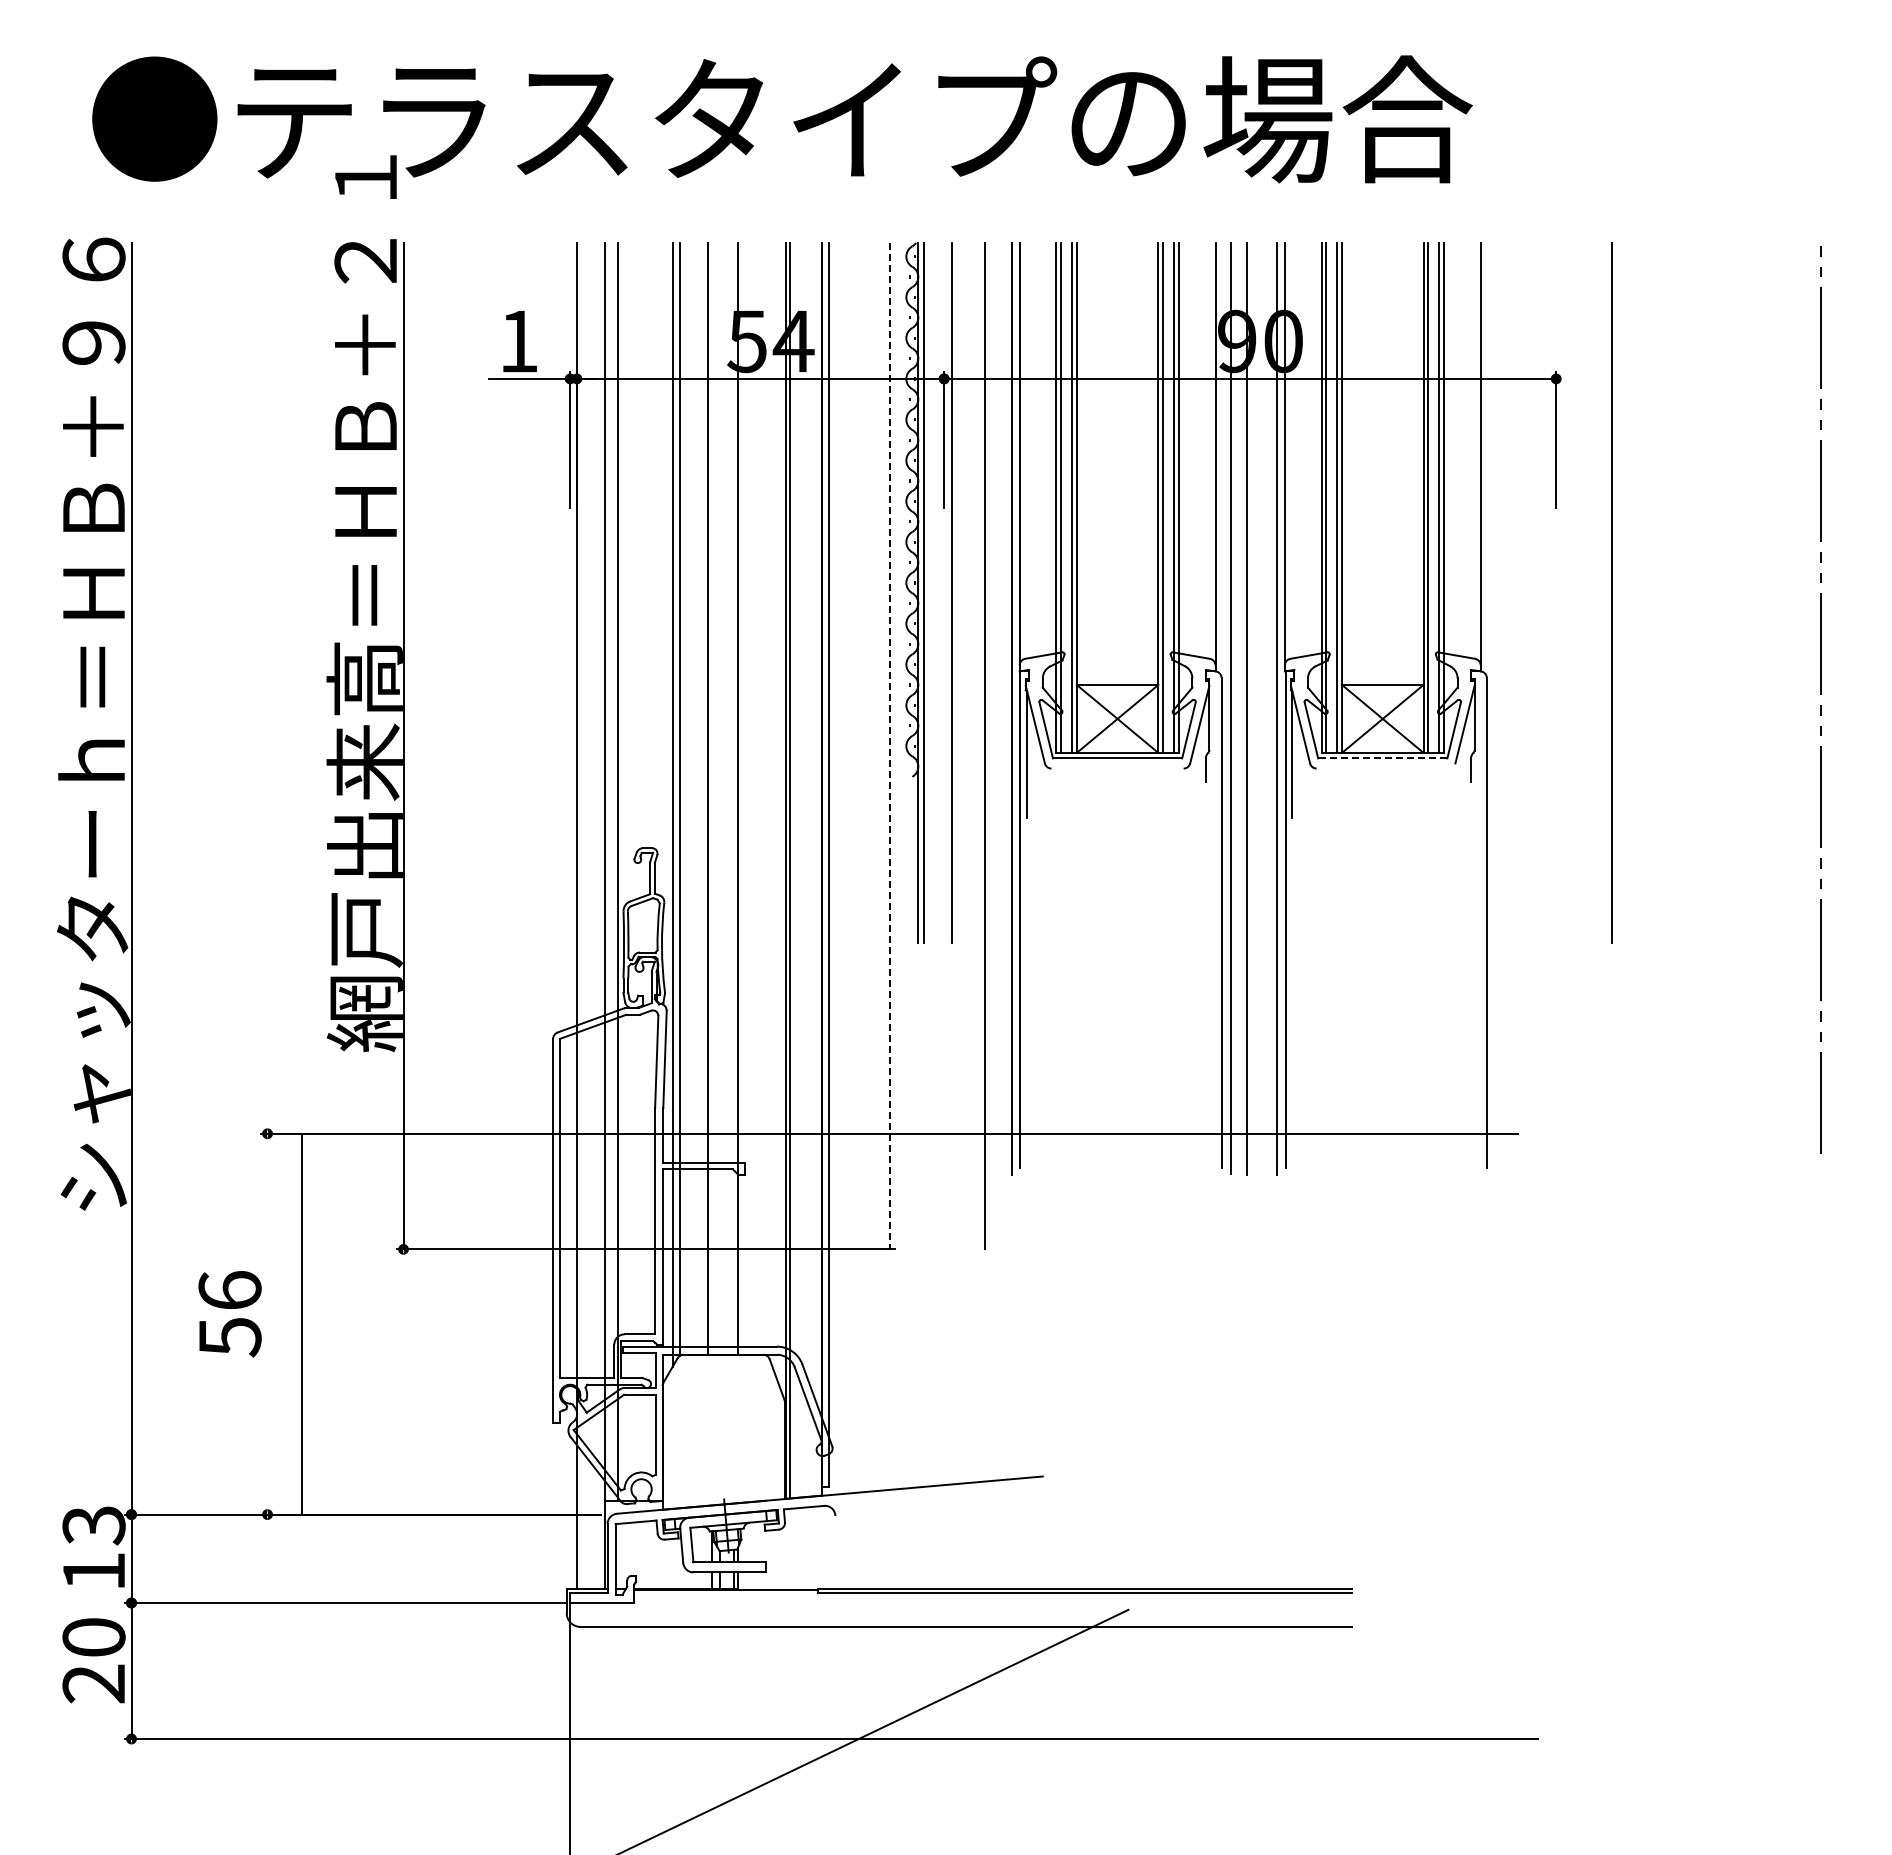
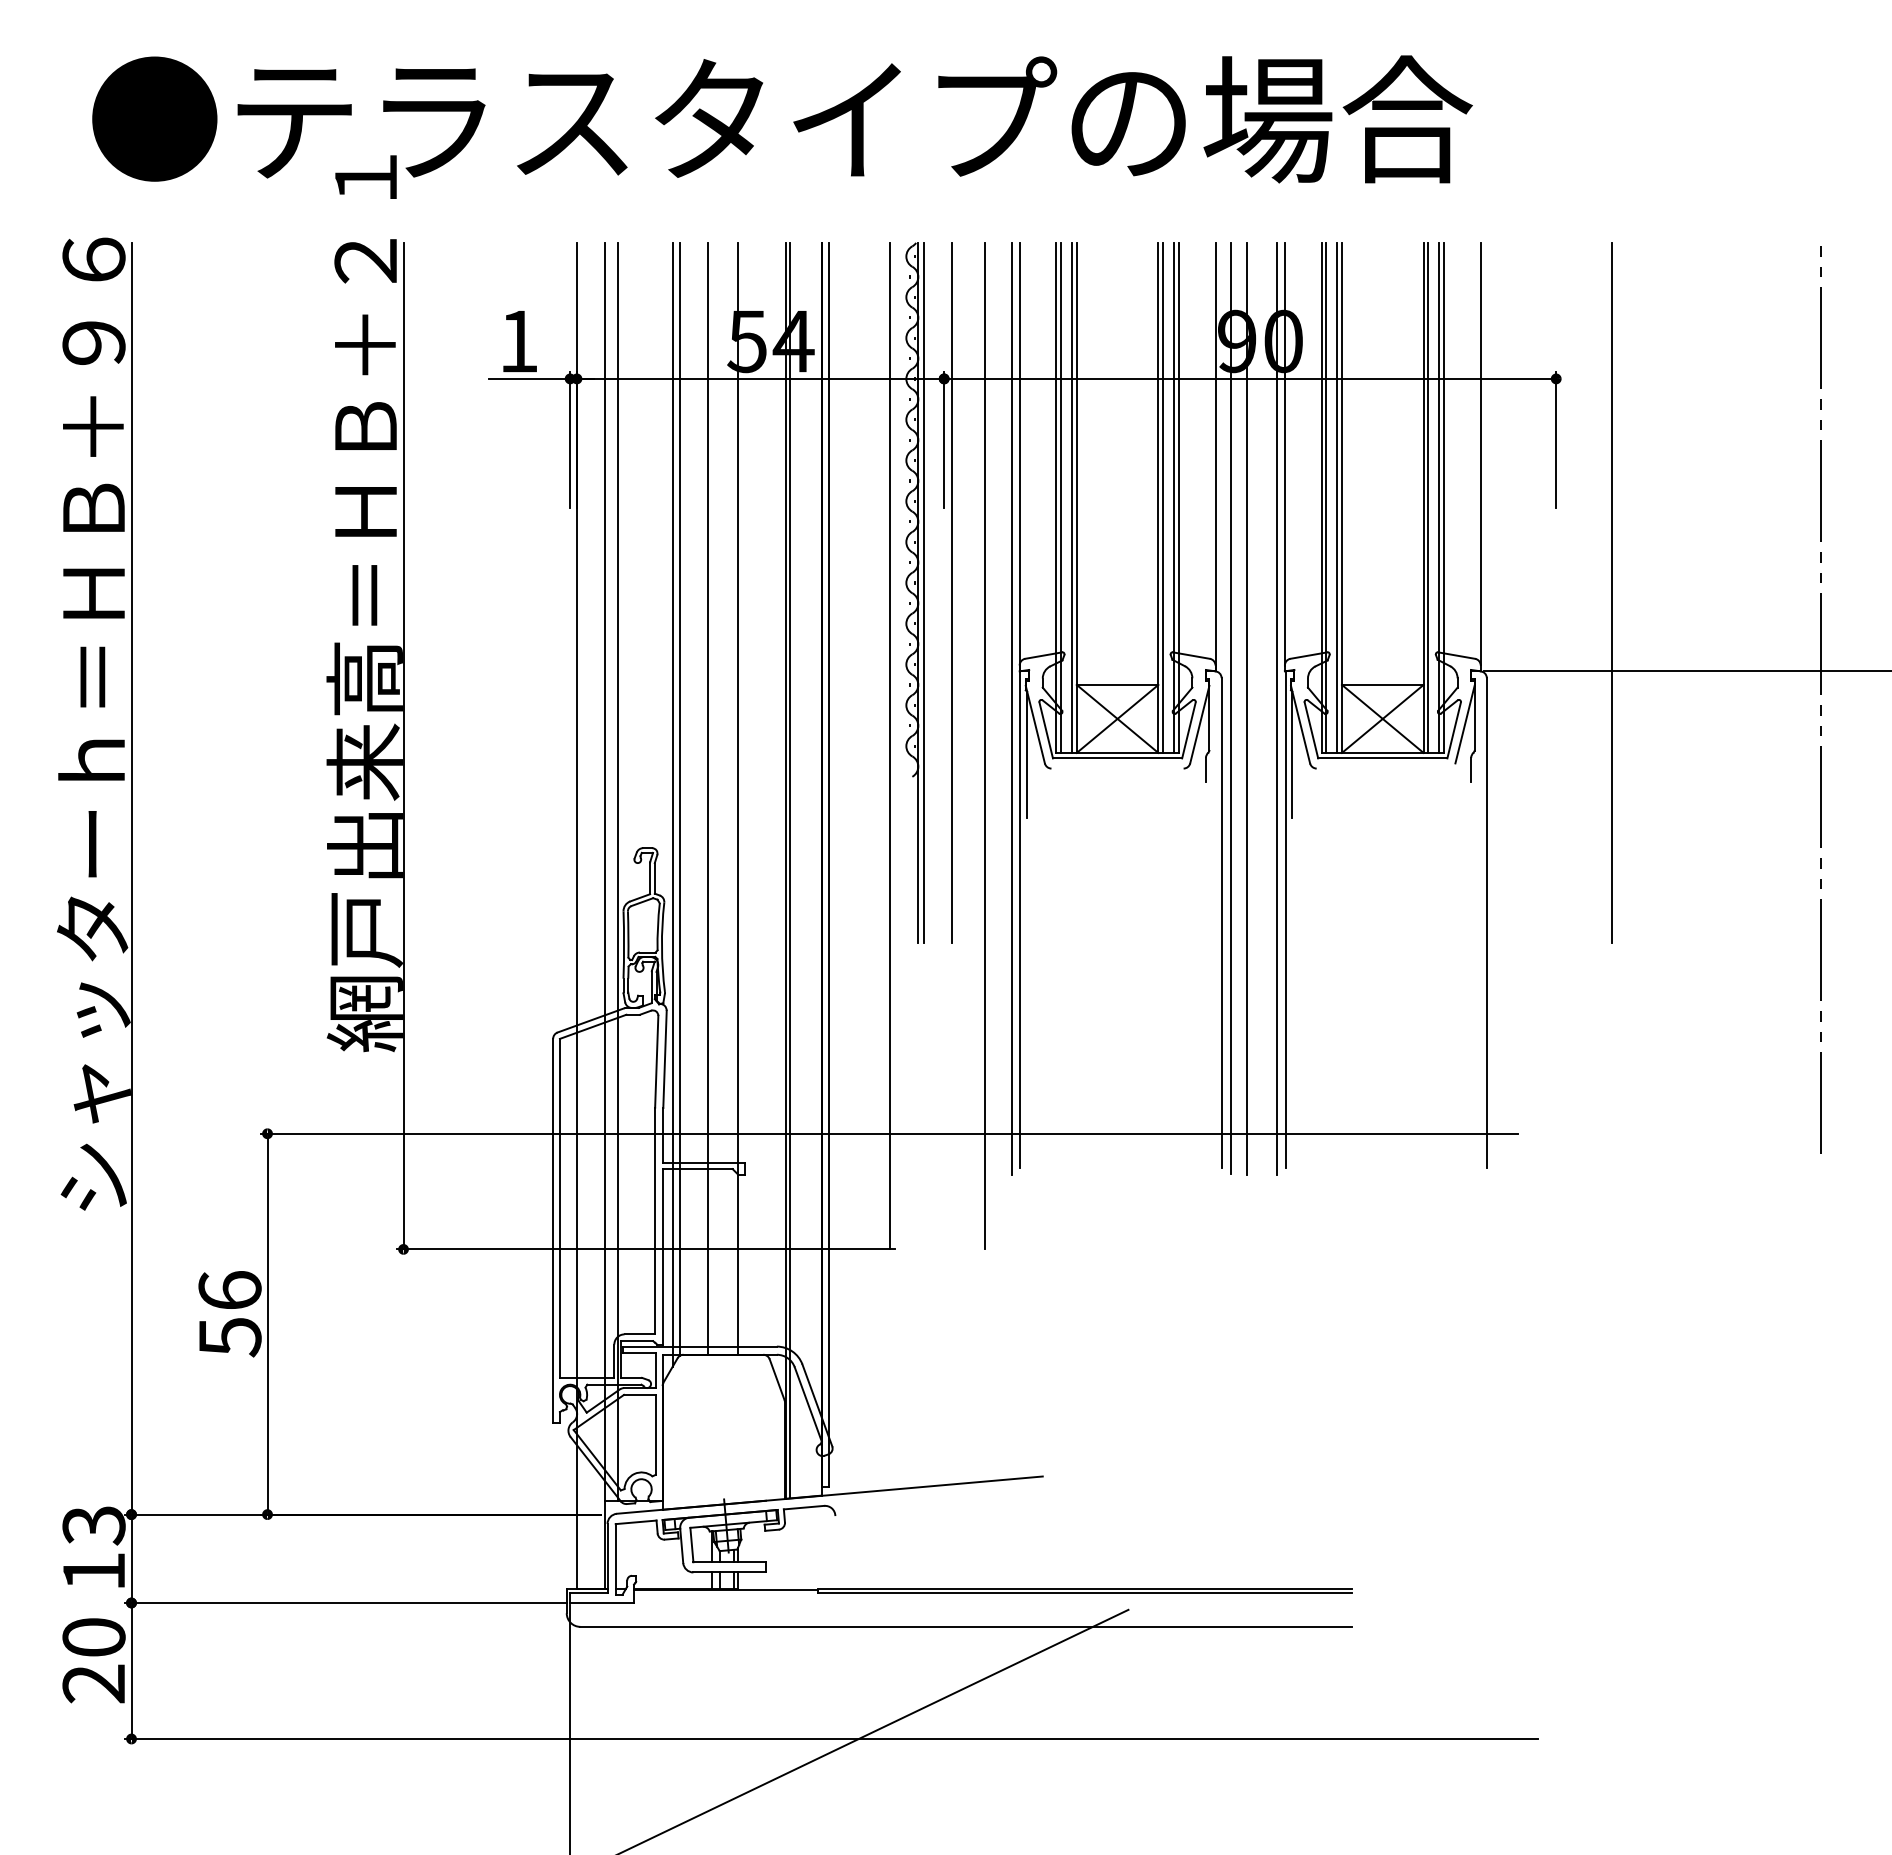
line: none -> present (1686, 671)
line: dashed -> solid (889, 746)
line: dashed -> solid (1382, 758)
line position: (301, 1323) -> (267, 1323) (267, 1323)
